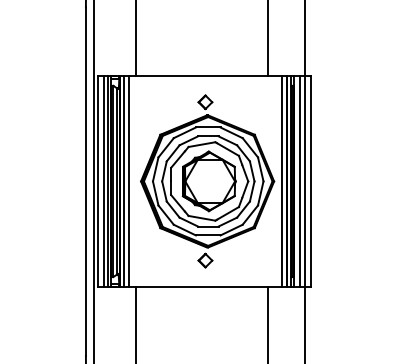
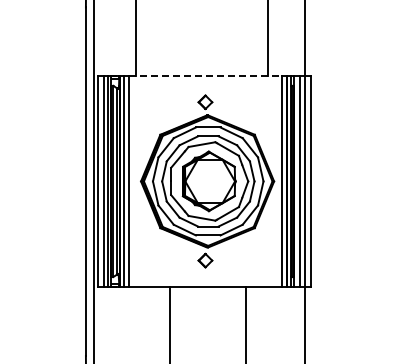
line: solid -> dashed (205, 75)
line position: (135, 323) -> (169, 323) (169, 323)
line position: (267, 323) -> (245, 323) (245, 323)
